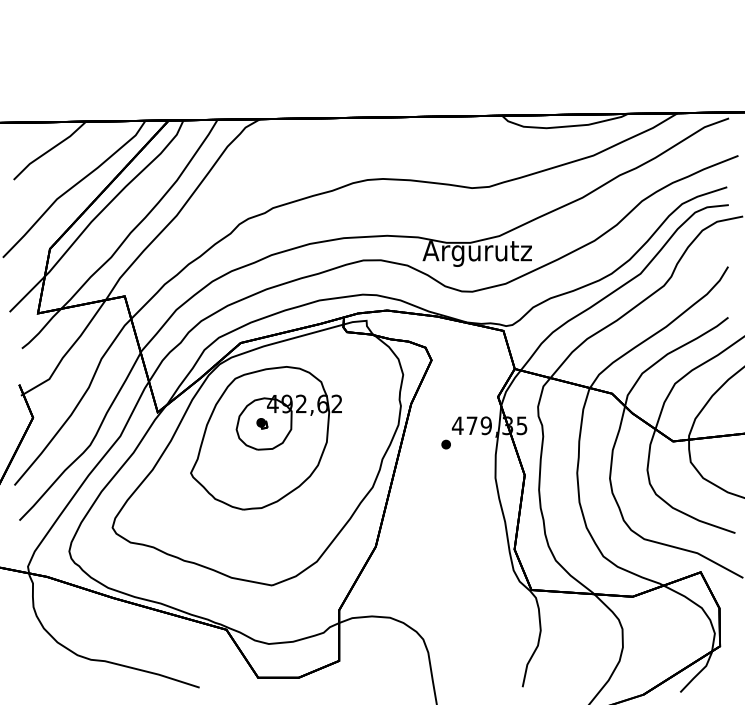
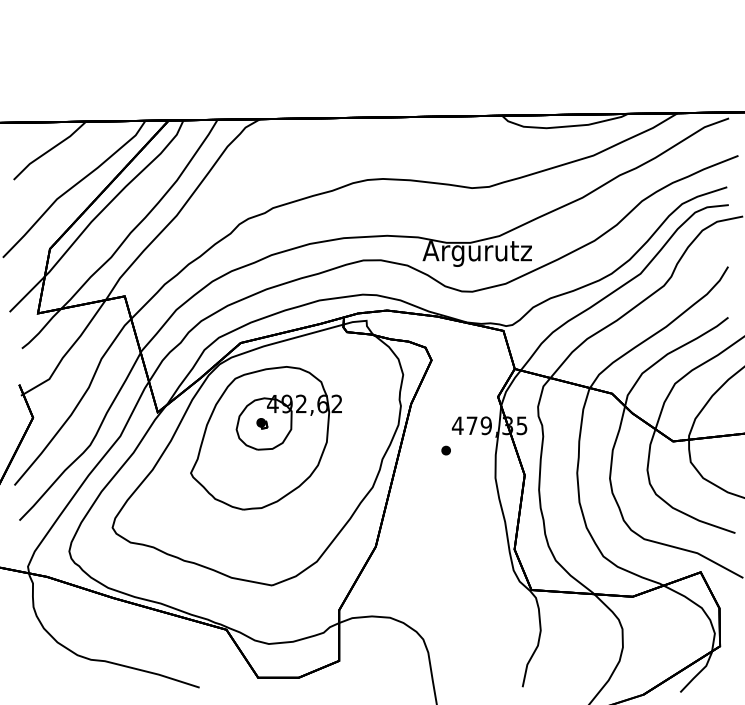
part position: (445, 444) -> (445, 450) (445, 450)
